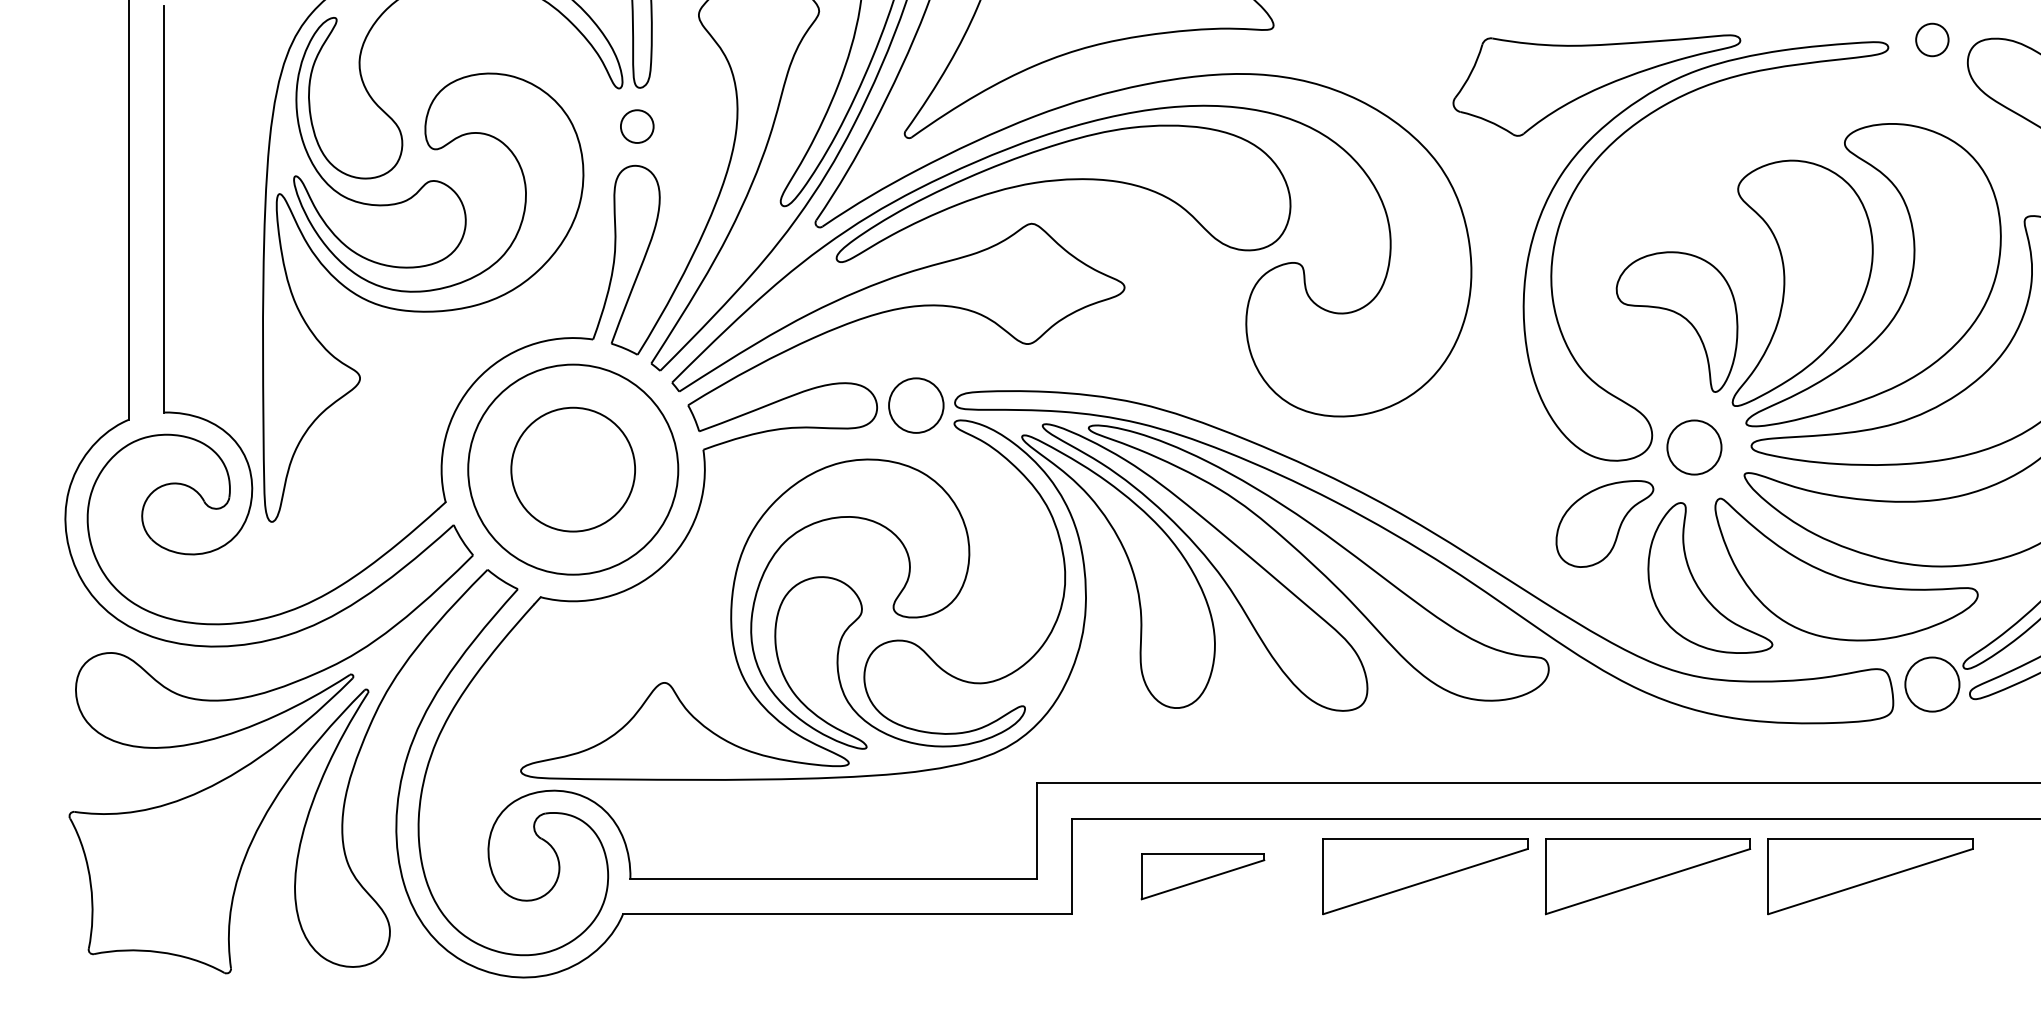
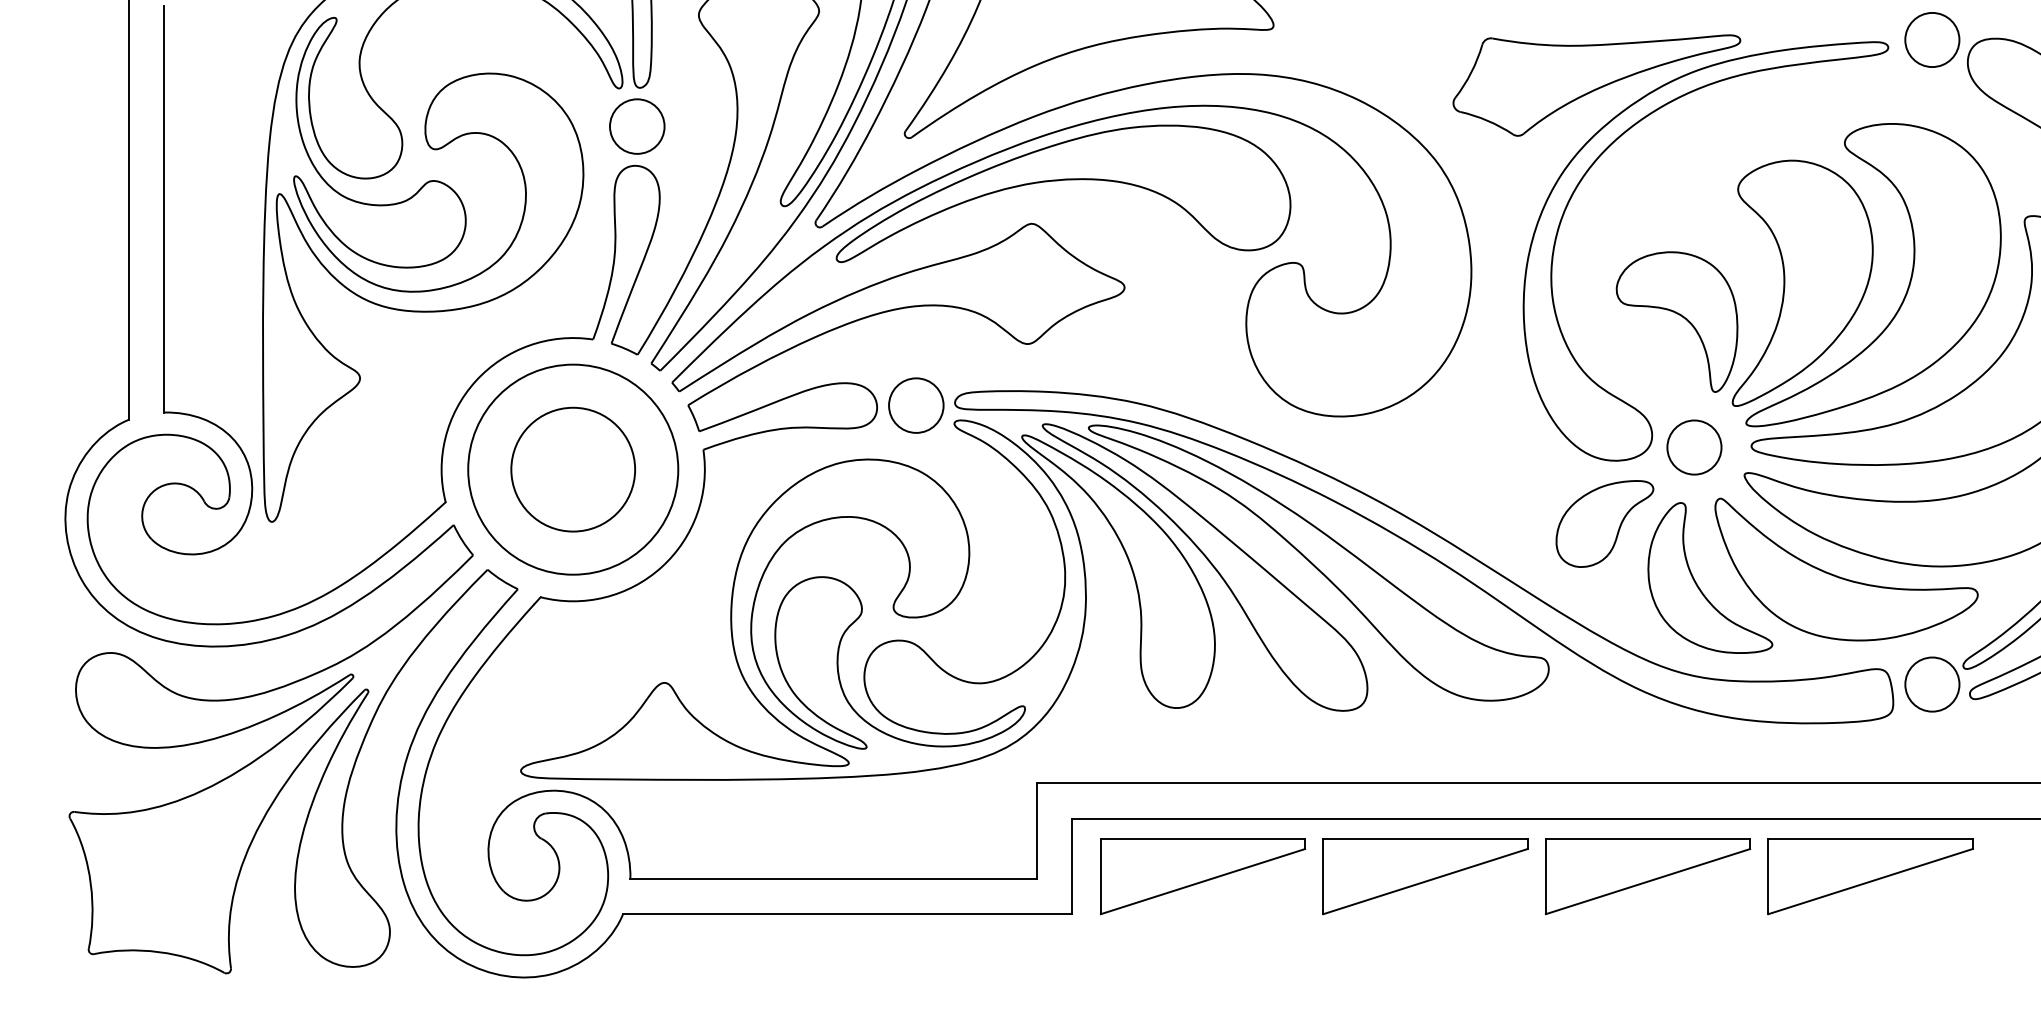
circle diameter: 32 px -> 54 px (1932, 39)
circle diameter: 33 px -> 55 px (637, 126)
part size: 126x48 px -> 208x78 px (1202, 876)
